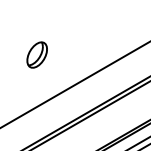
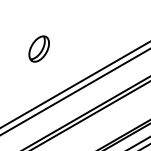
part position: (36, 54) -> (38, 48) (38, 48)
line: none -> present (74, 92)
